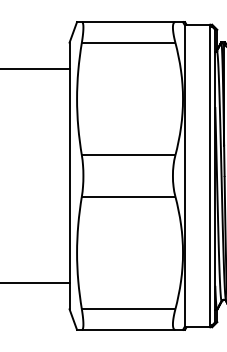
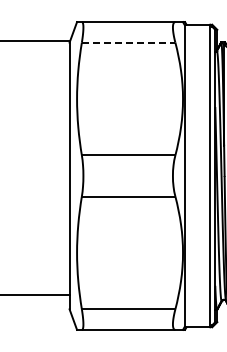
line: solid -> dashed (128, 42)
line position: (35, 69) -> (35, 41) (35, 41)
line position: (35, 282) -> (35, 294) (35, 294)
